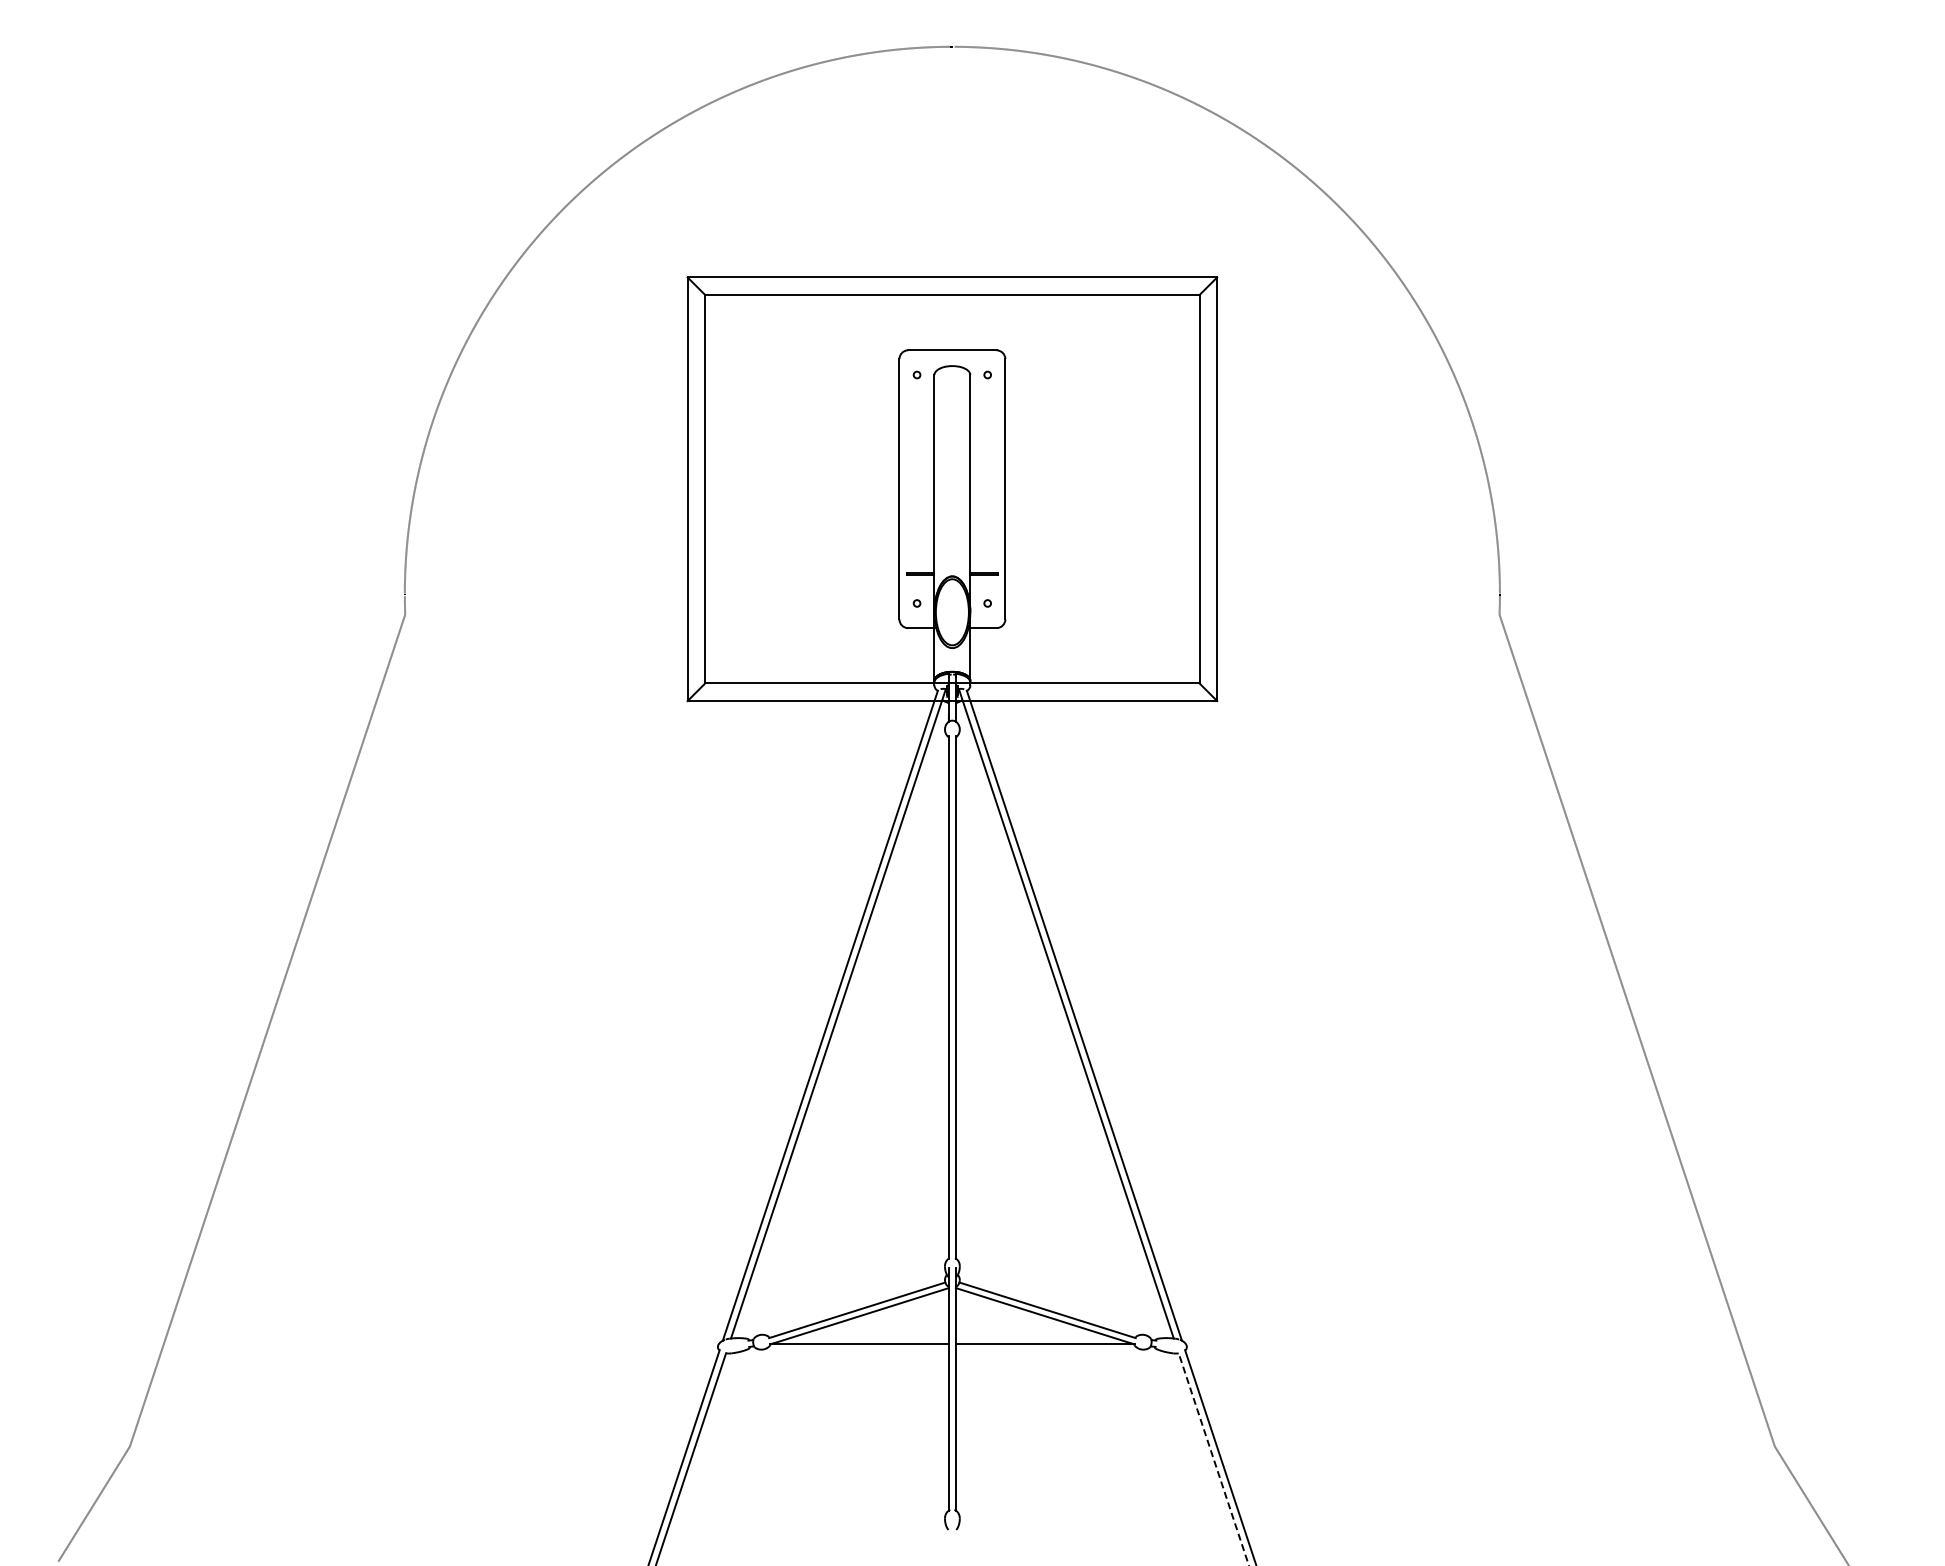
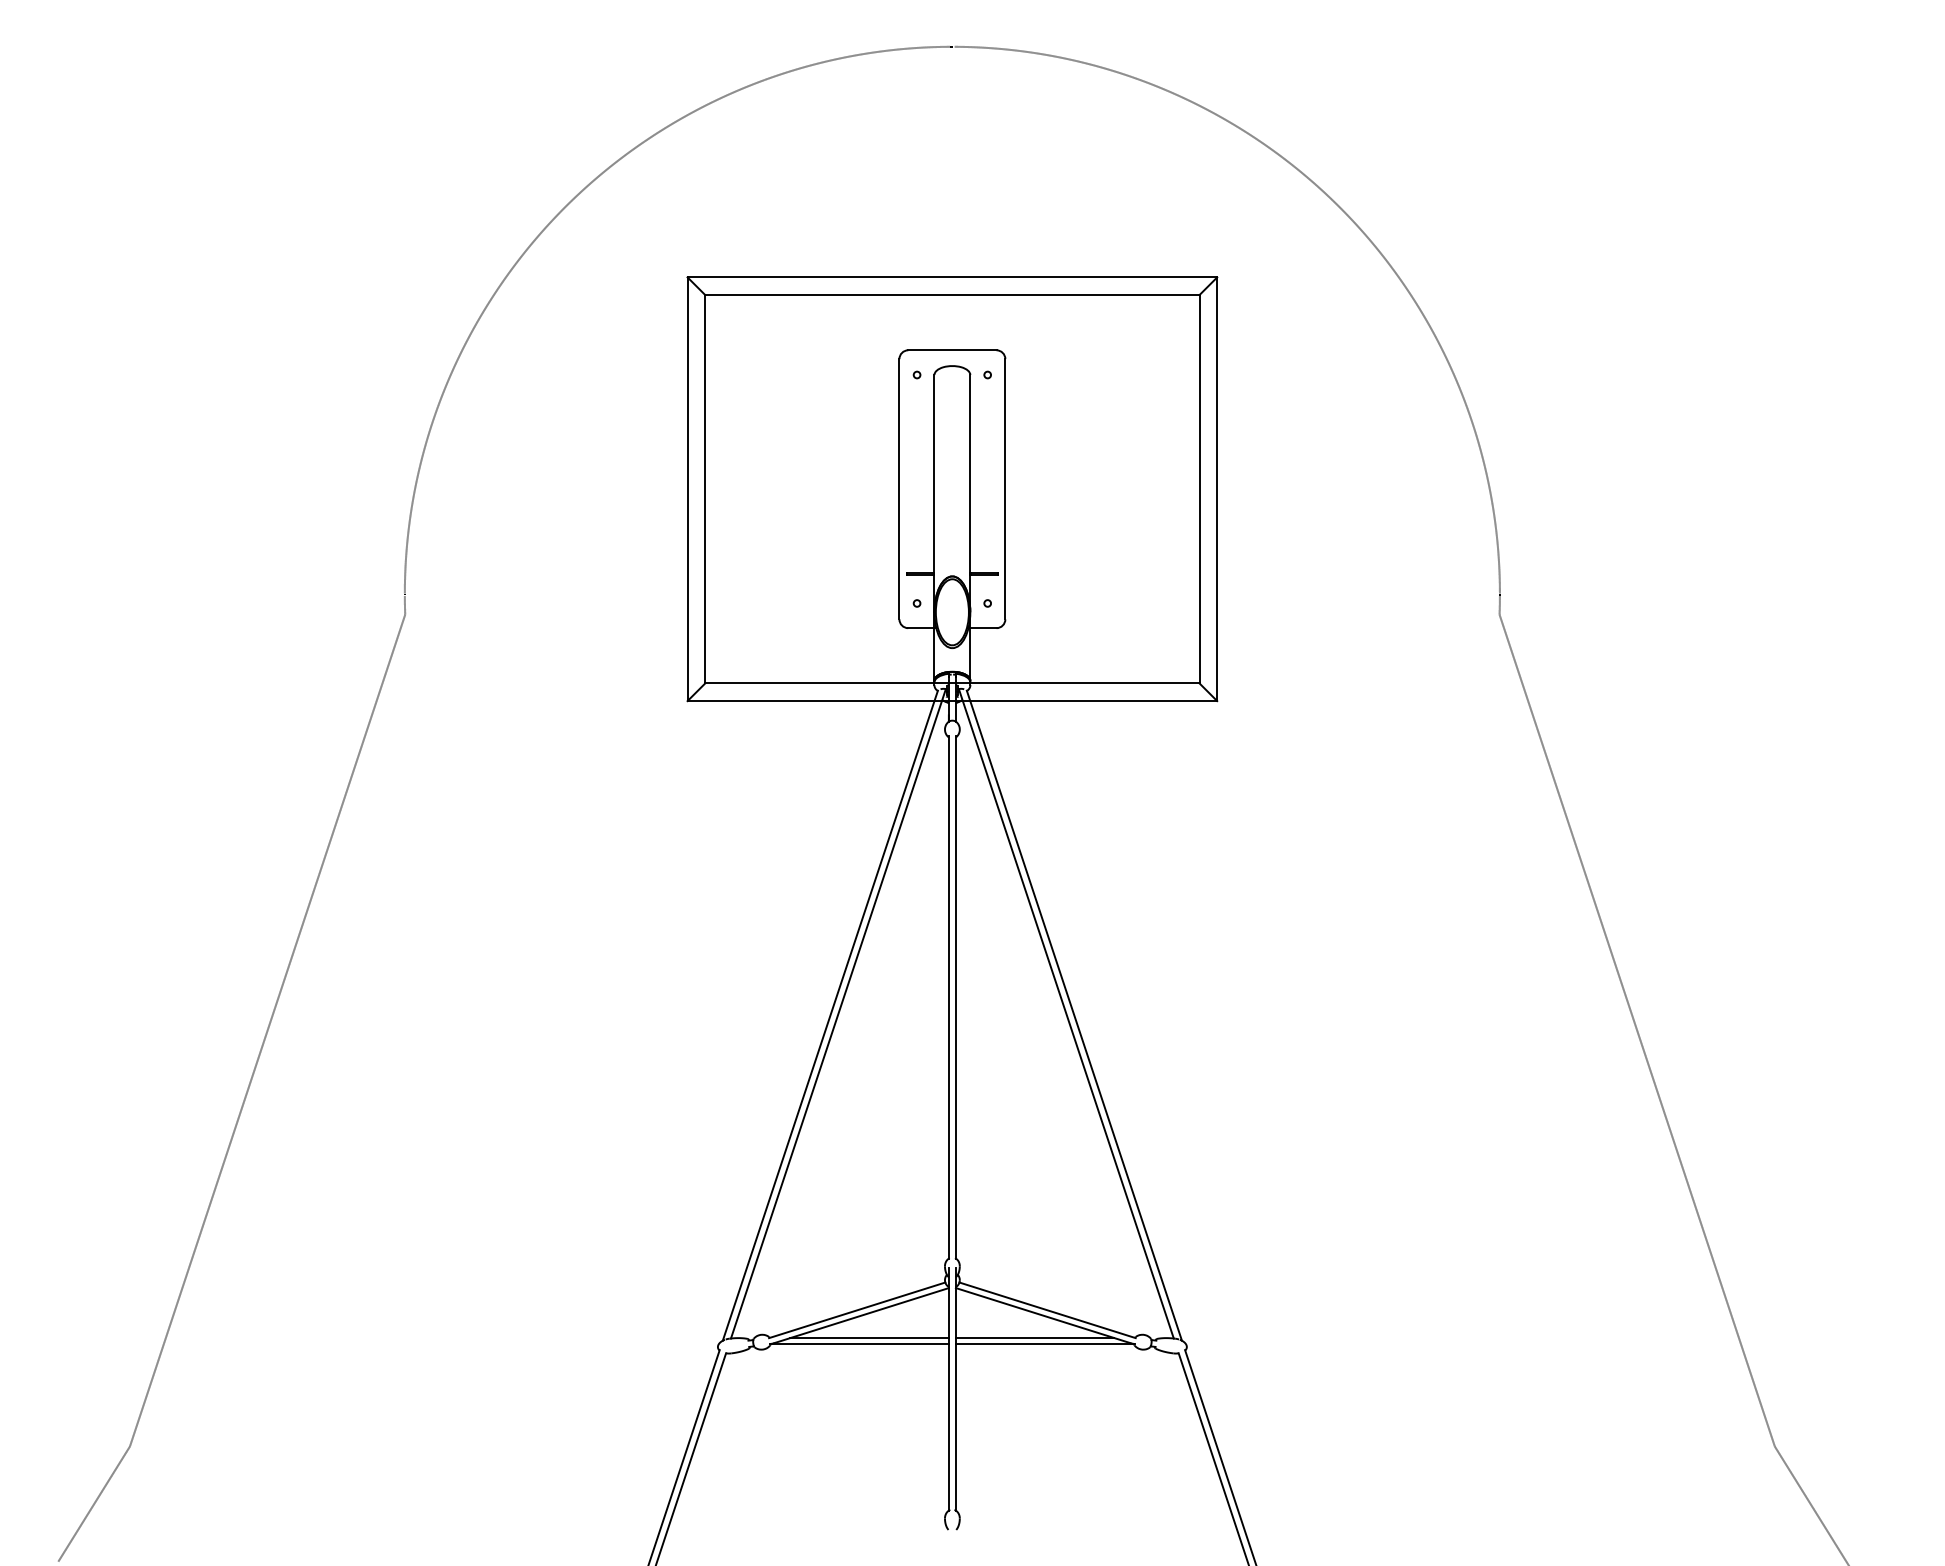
line: none -> present (869, 1338)
line: none -> present (1034, 1338)
line: dashed -> solid (1213, 1459)
